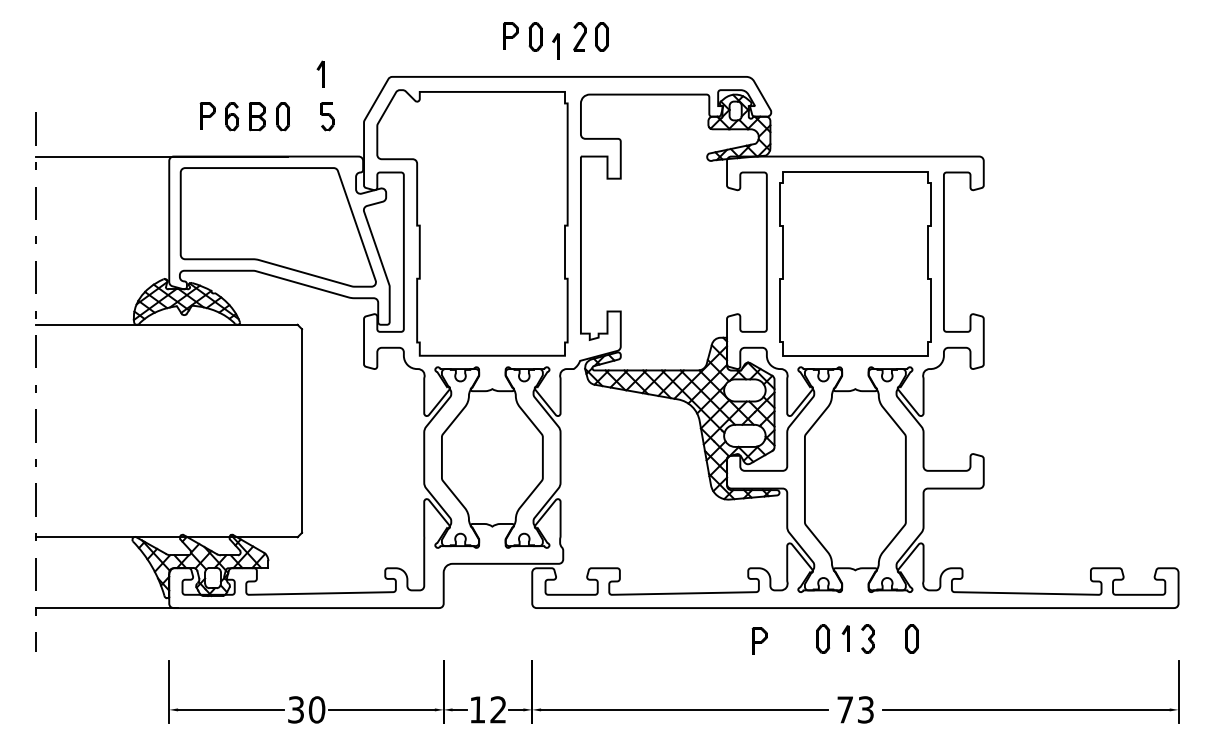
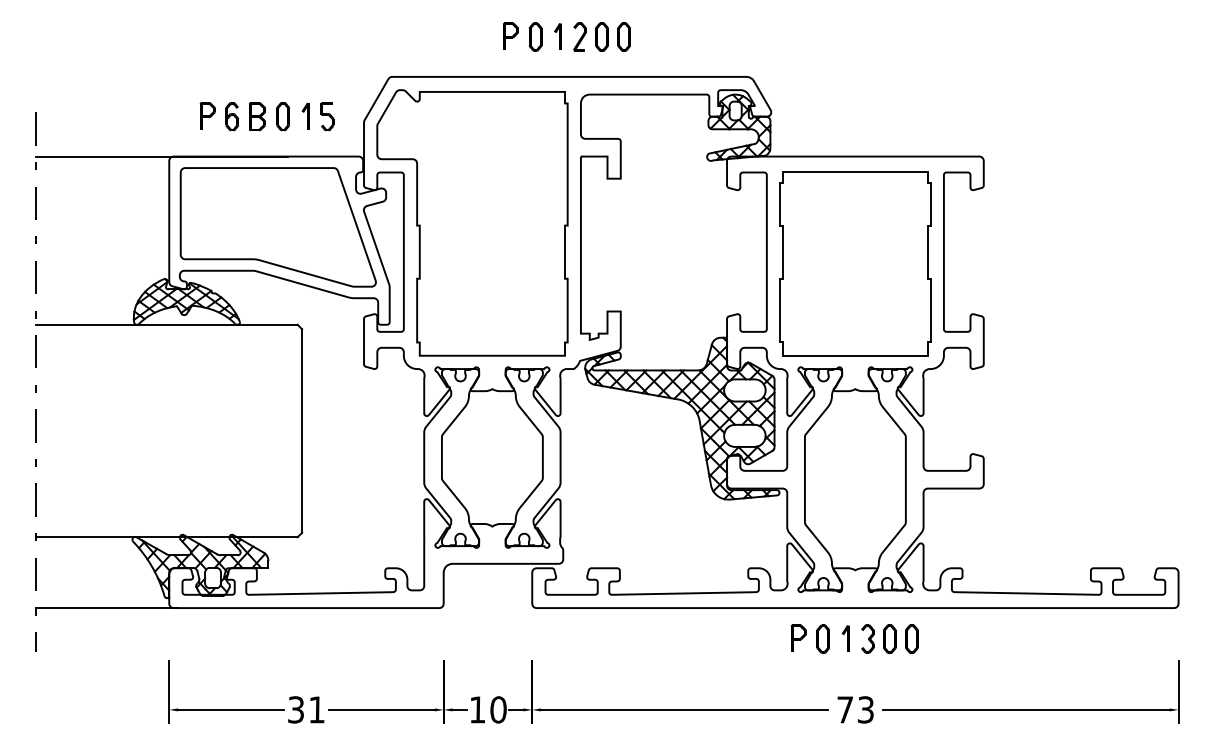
part: none -> present (623, 36)
part position: (555, 46) -> (557, 36) (557, 36)
part position: (320, 73) -> (305, 115) (305, 115)
part: none -> present (889, 638)
part position: (759, 640) -> (798, 637) (798, 637)
text: 30 -> 31 (316, 709)
text: 12 -> 10 (498, 709)
